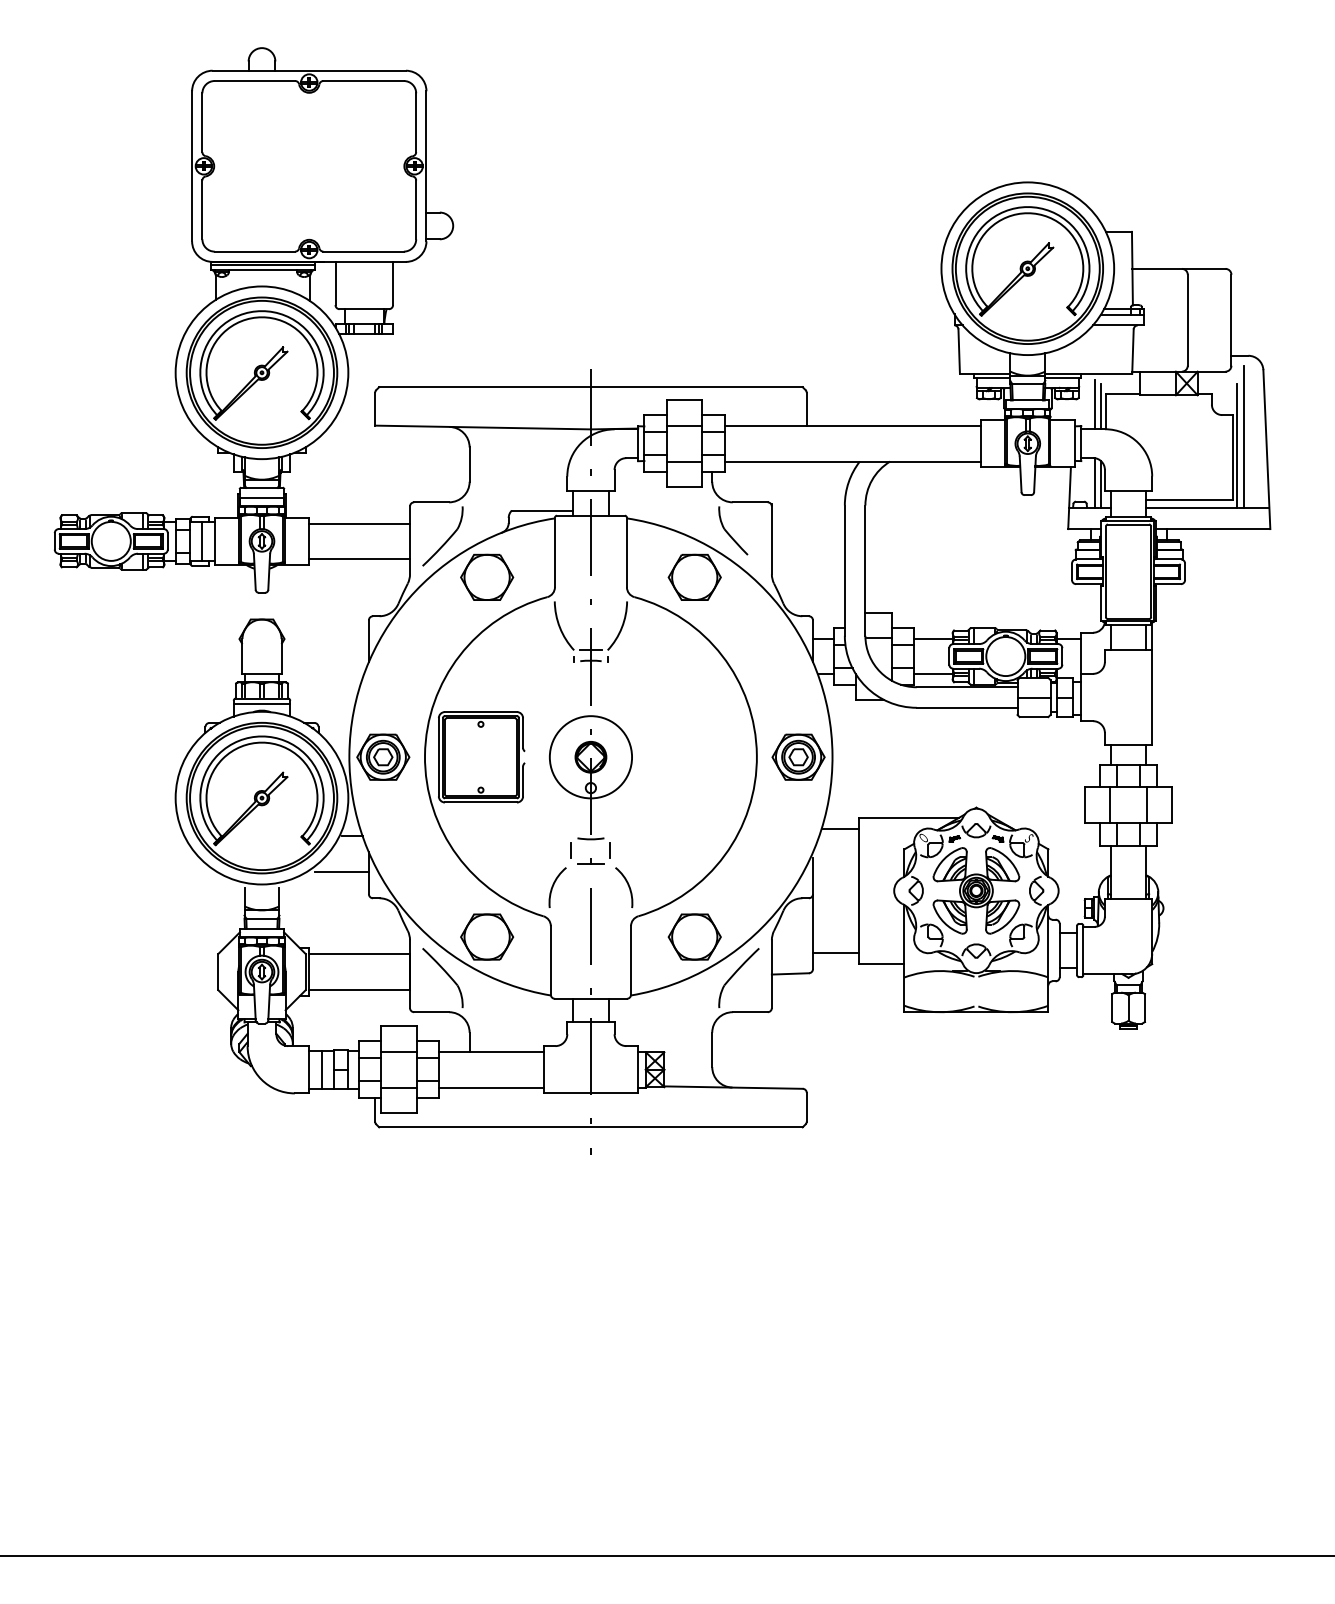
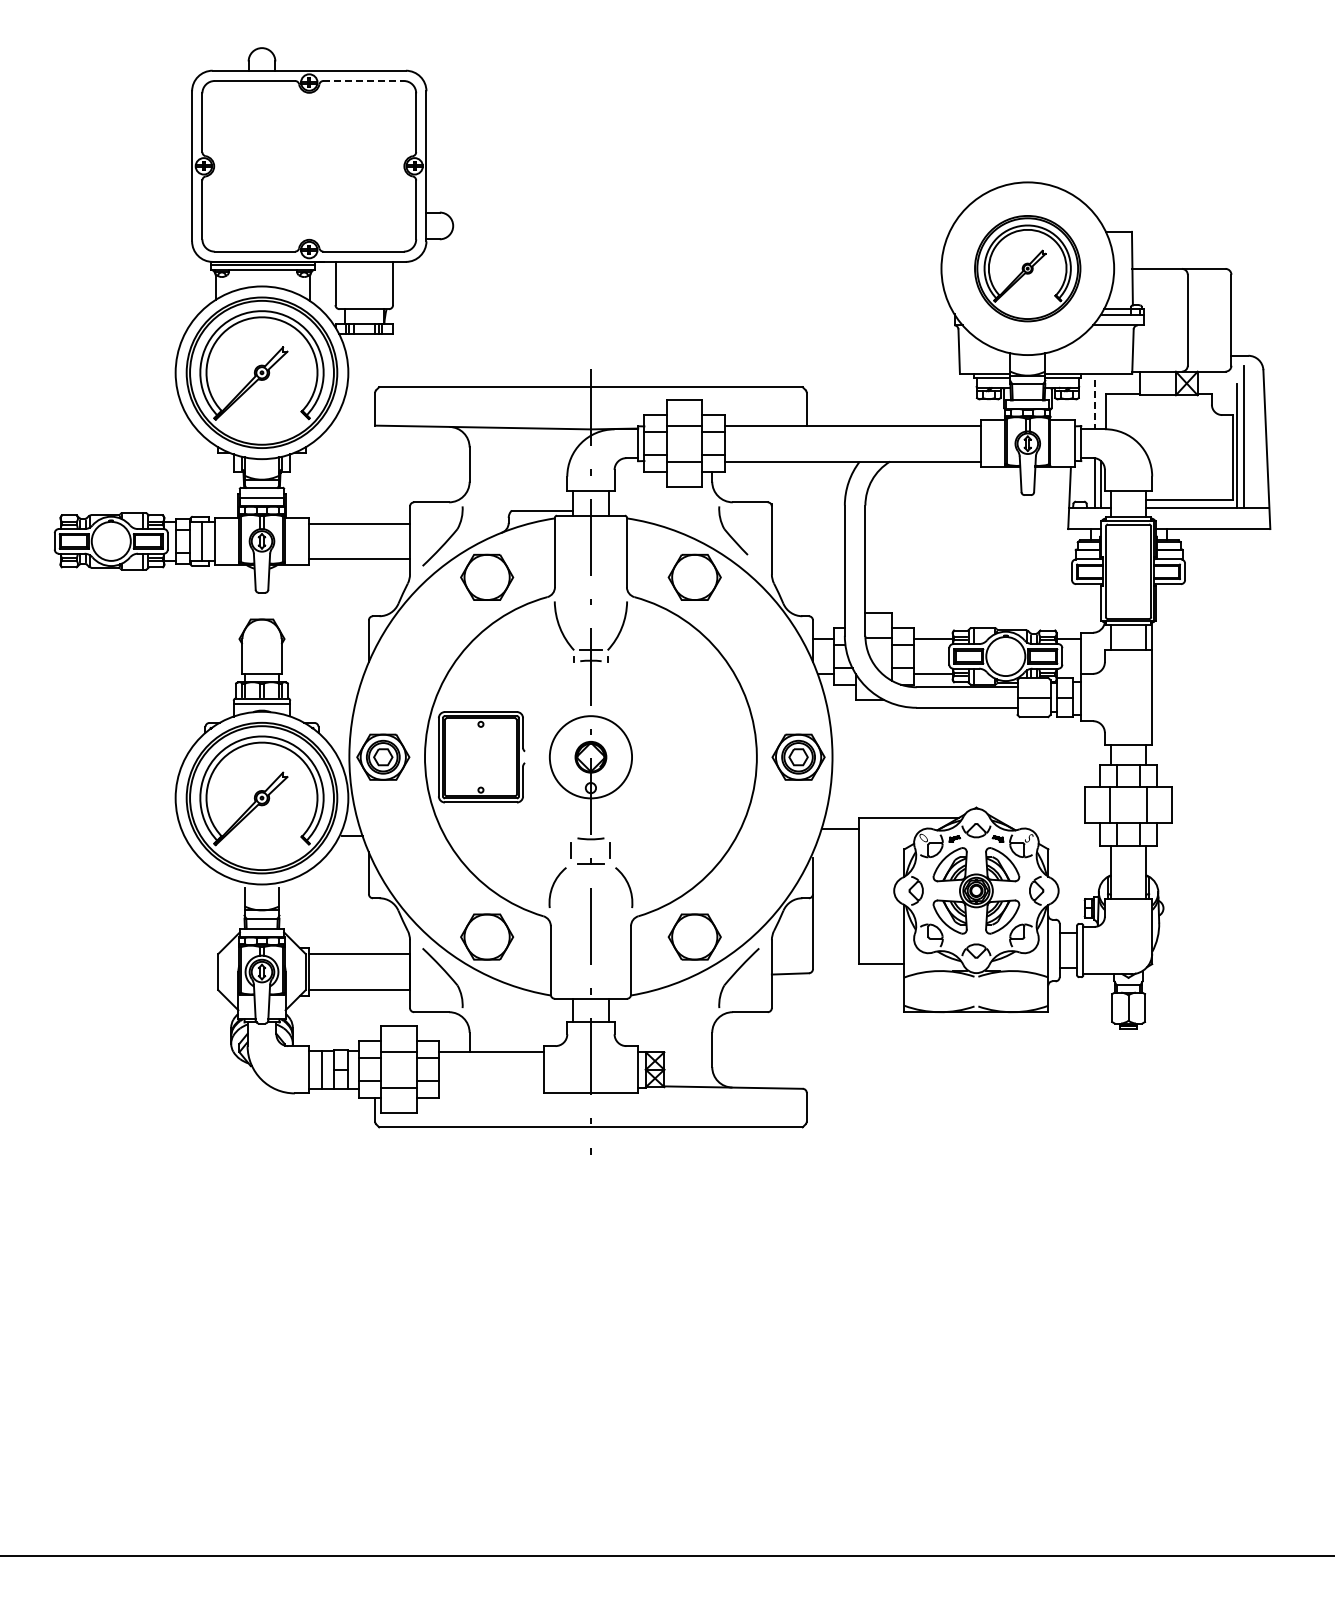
line: solid -> dashed (364, 81)
part size: 153x153 px -> 108x108 px (1027, 268)
line: solid -> dashed (1094, 404)
line: present -> none (1101, 406)
line: present -> none (341, 871)
line: present -> none (835, 952)
line: present -> none (490, 1087)
